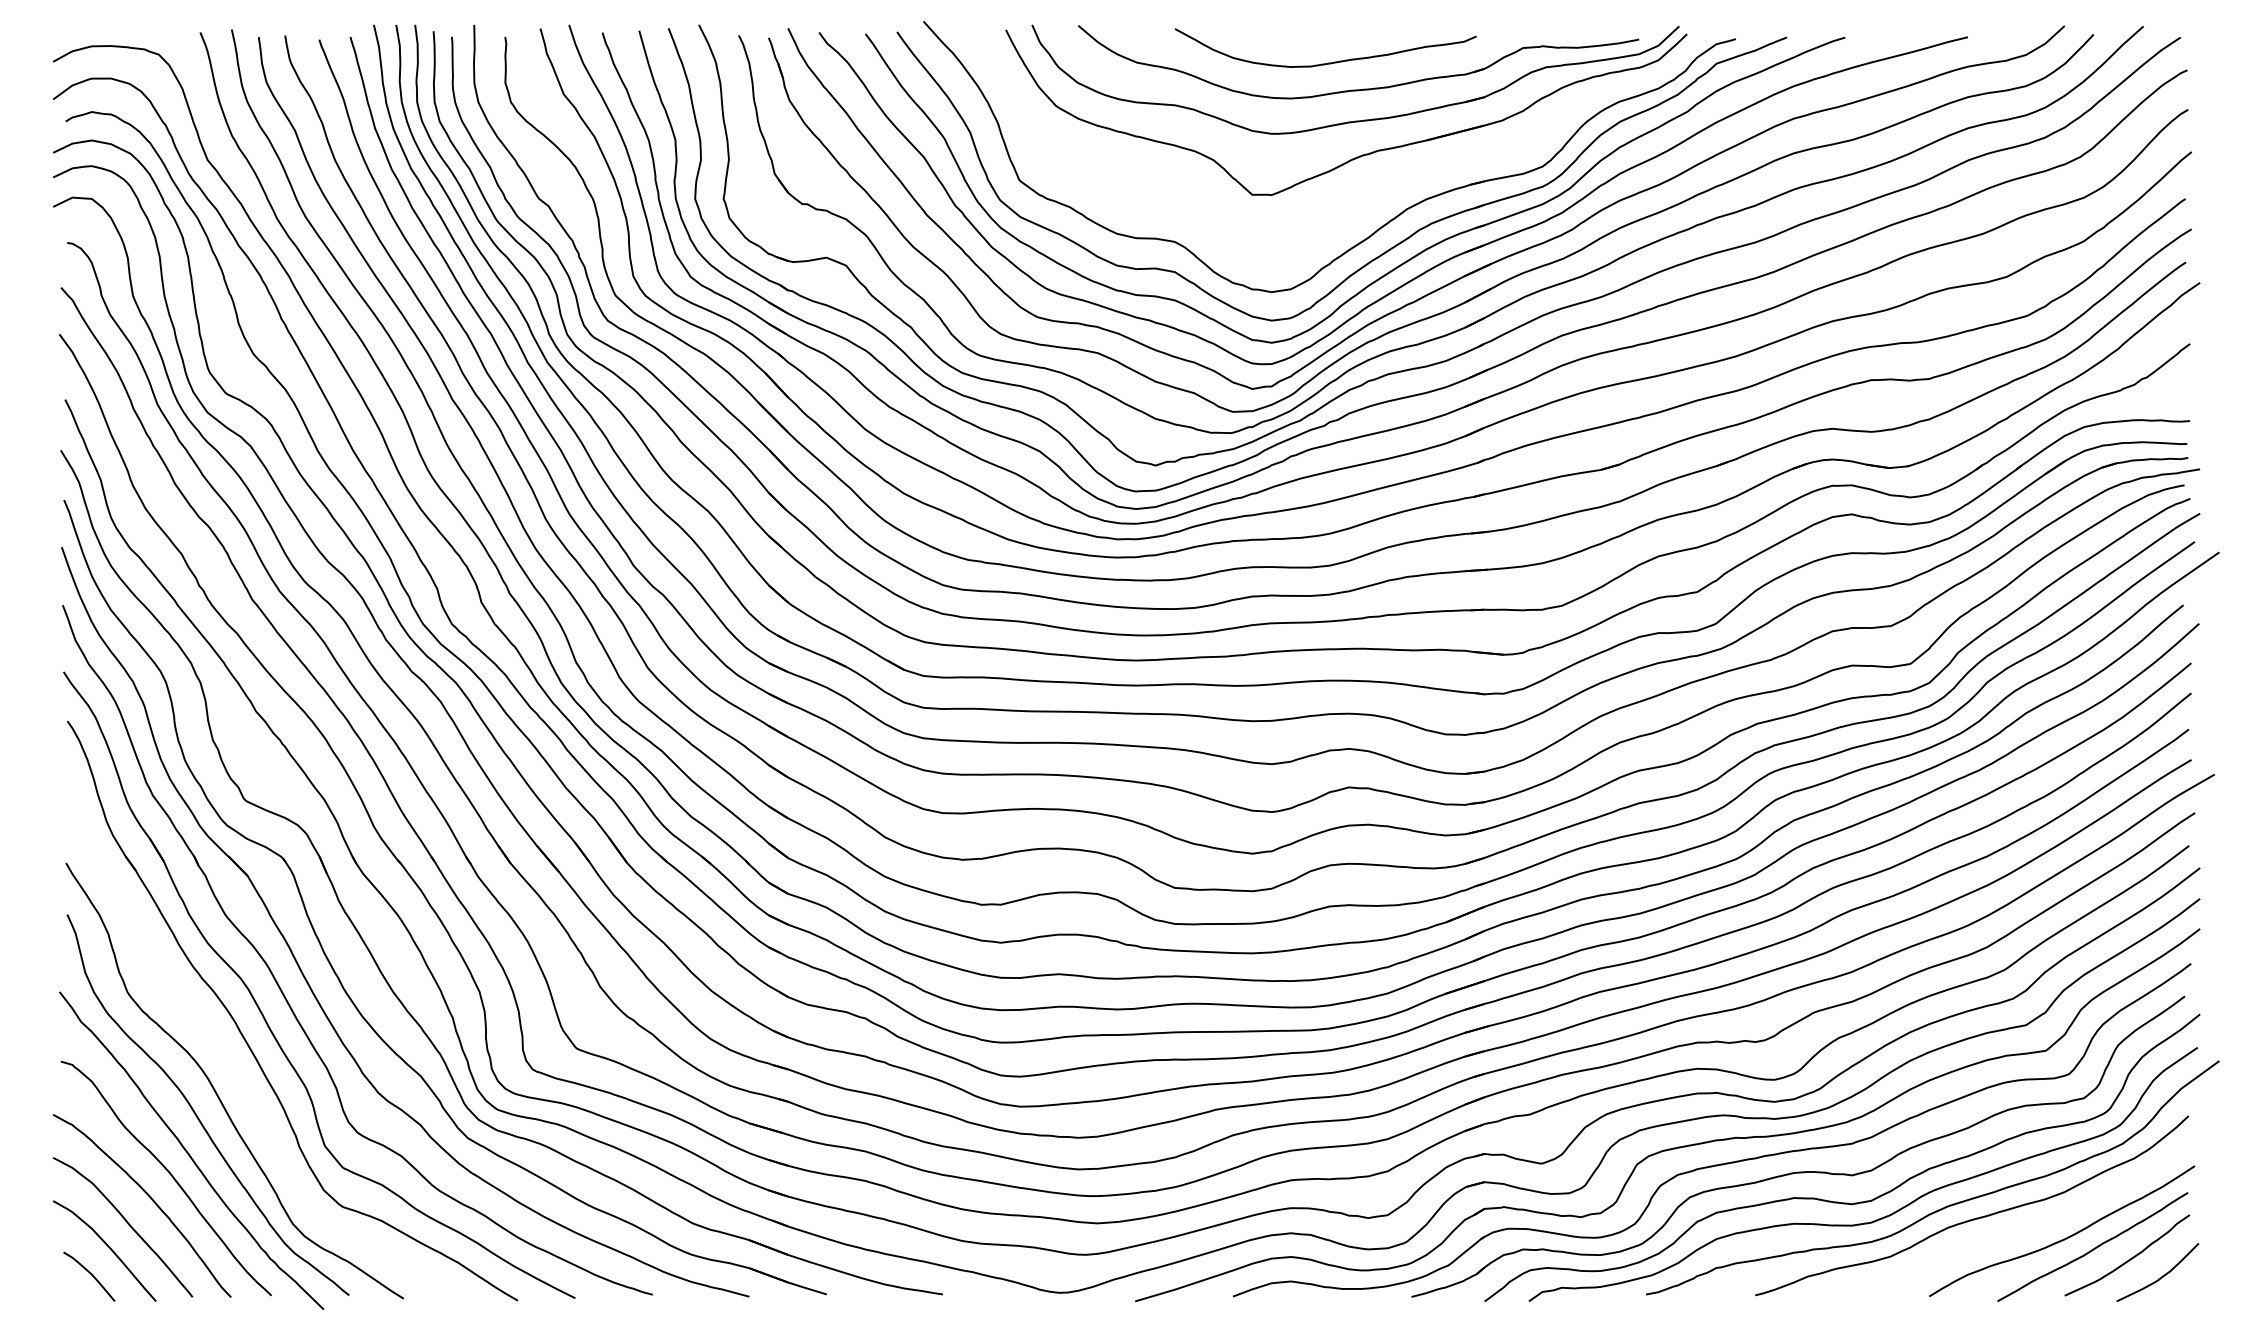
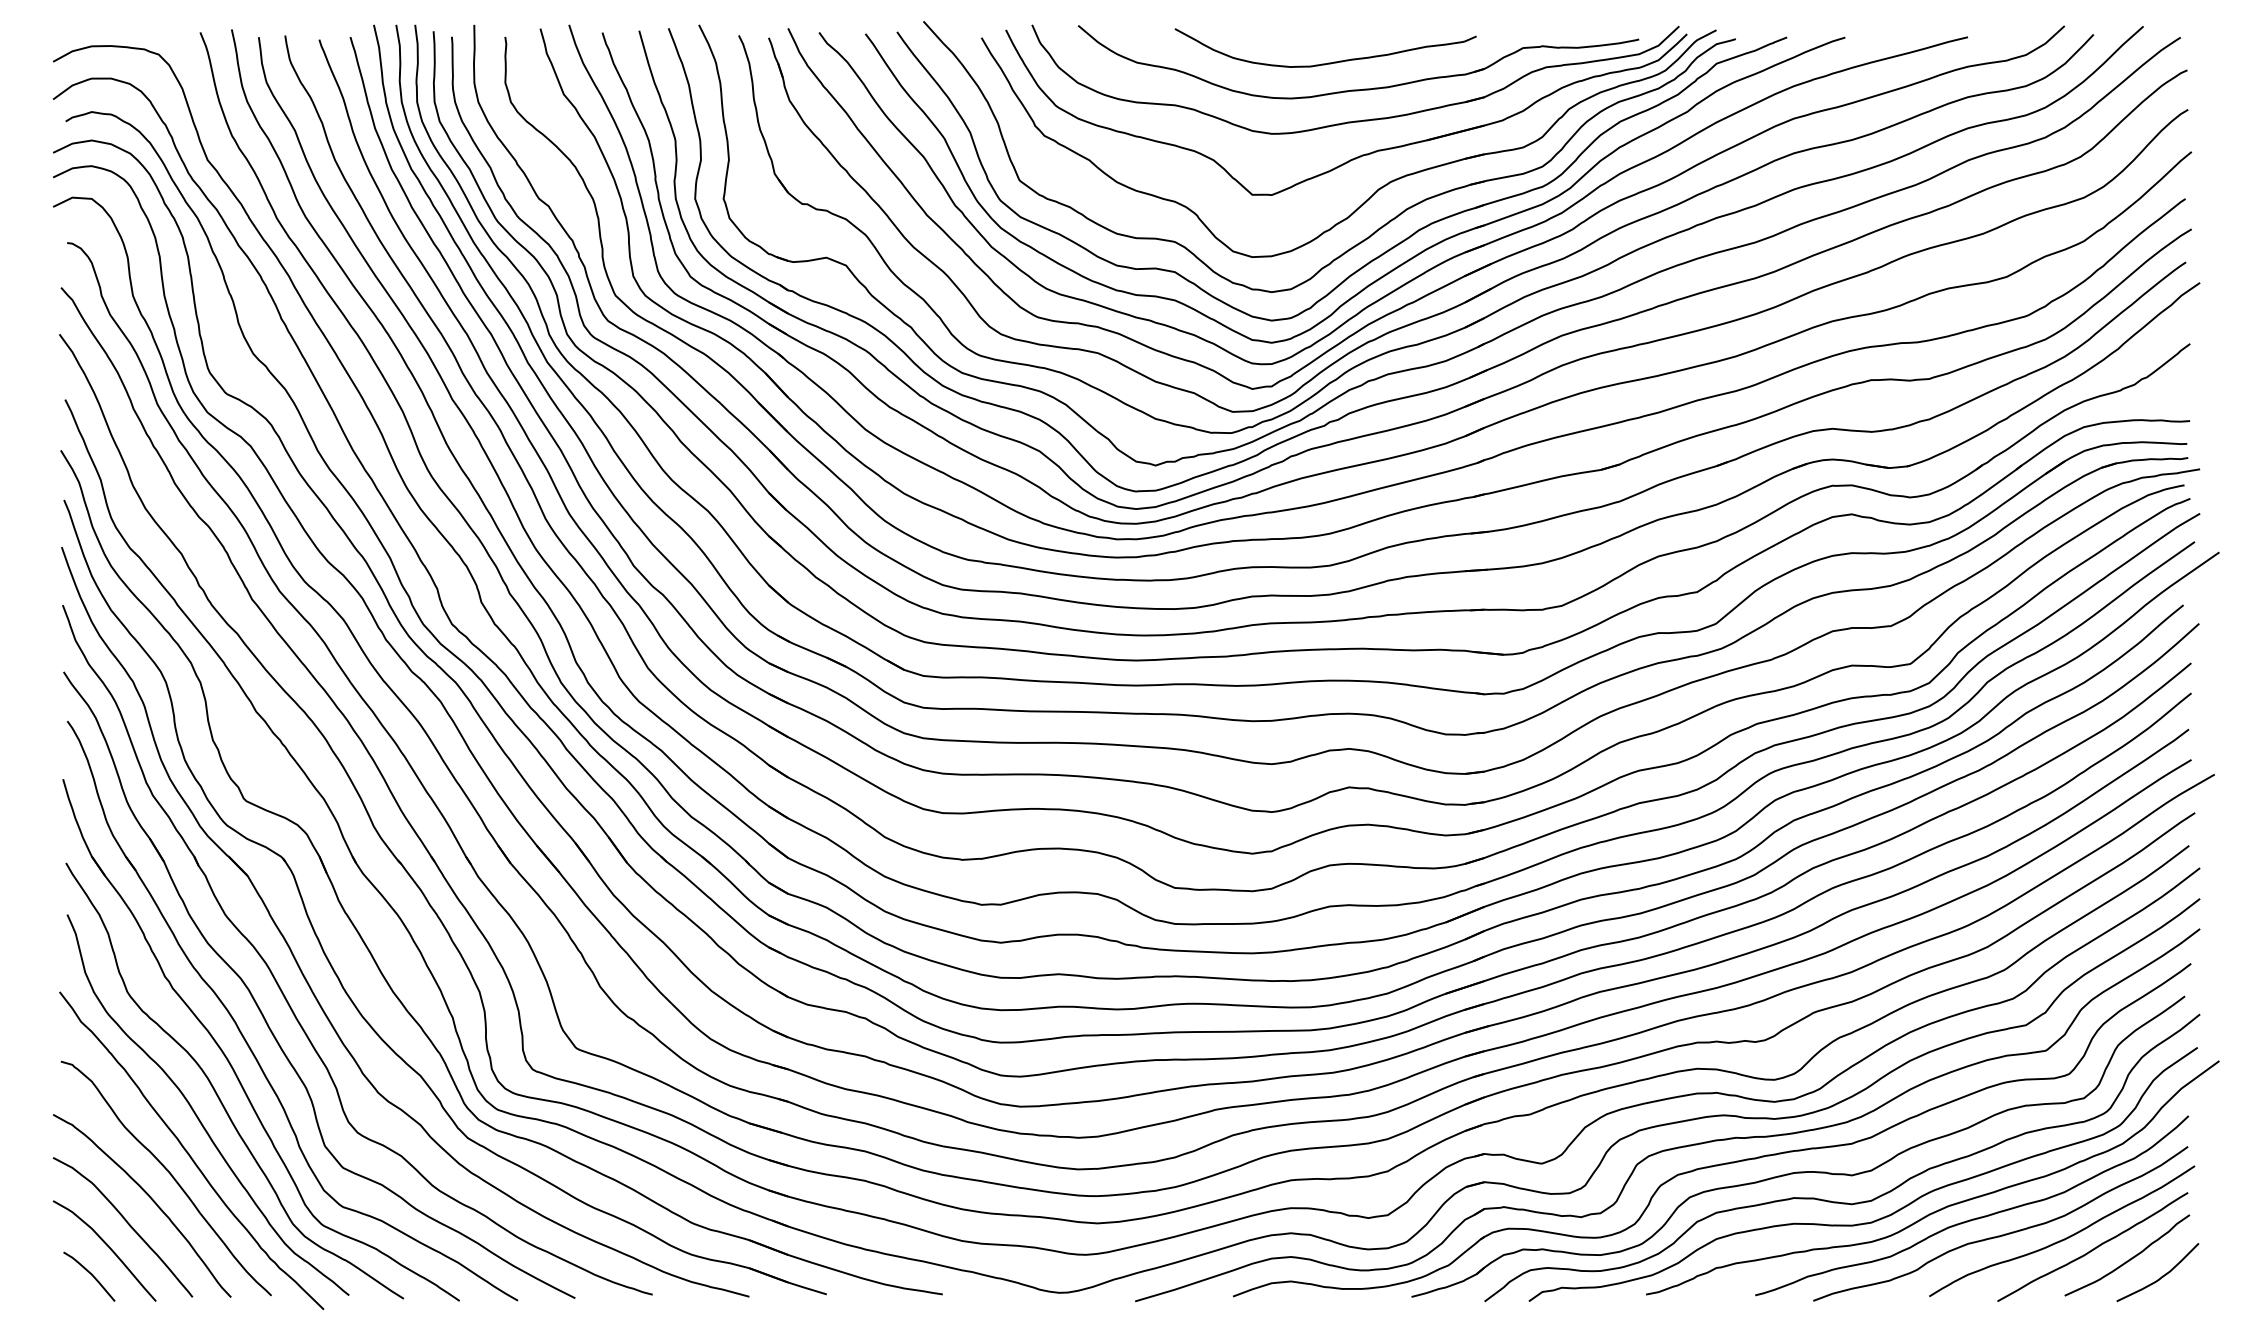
part: none -> present (1378, 188)
part: none -> present (229, 1060)
curve: none -> present (2001, 1234)
